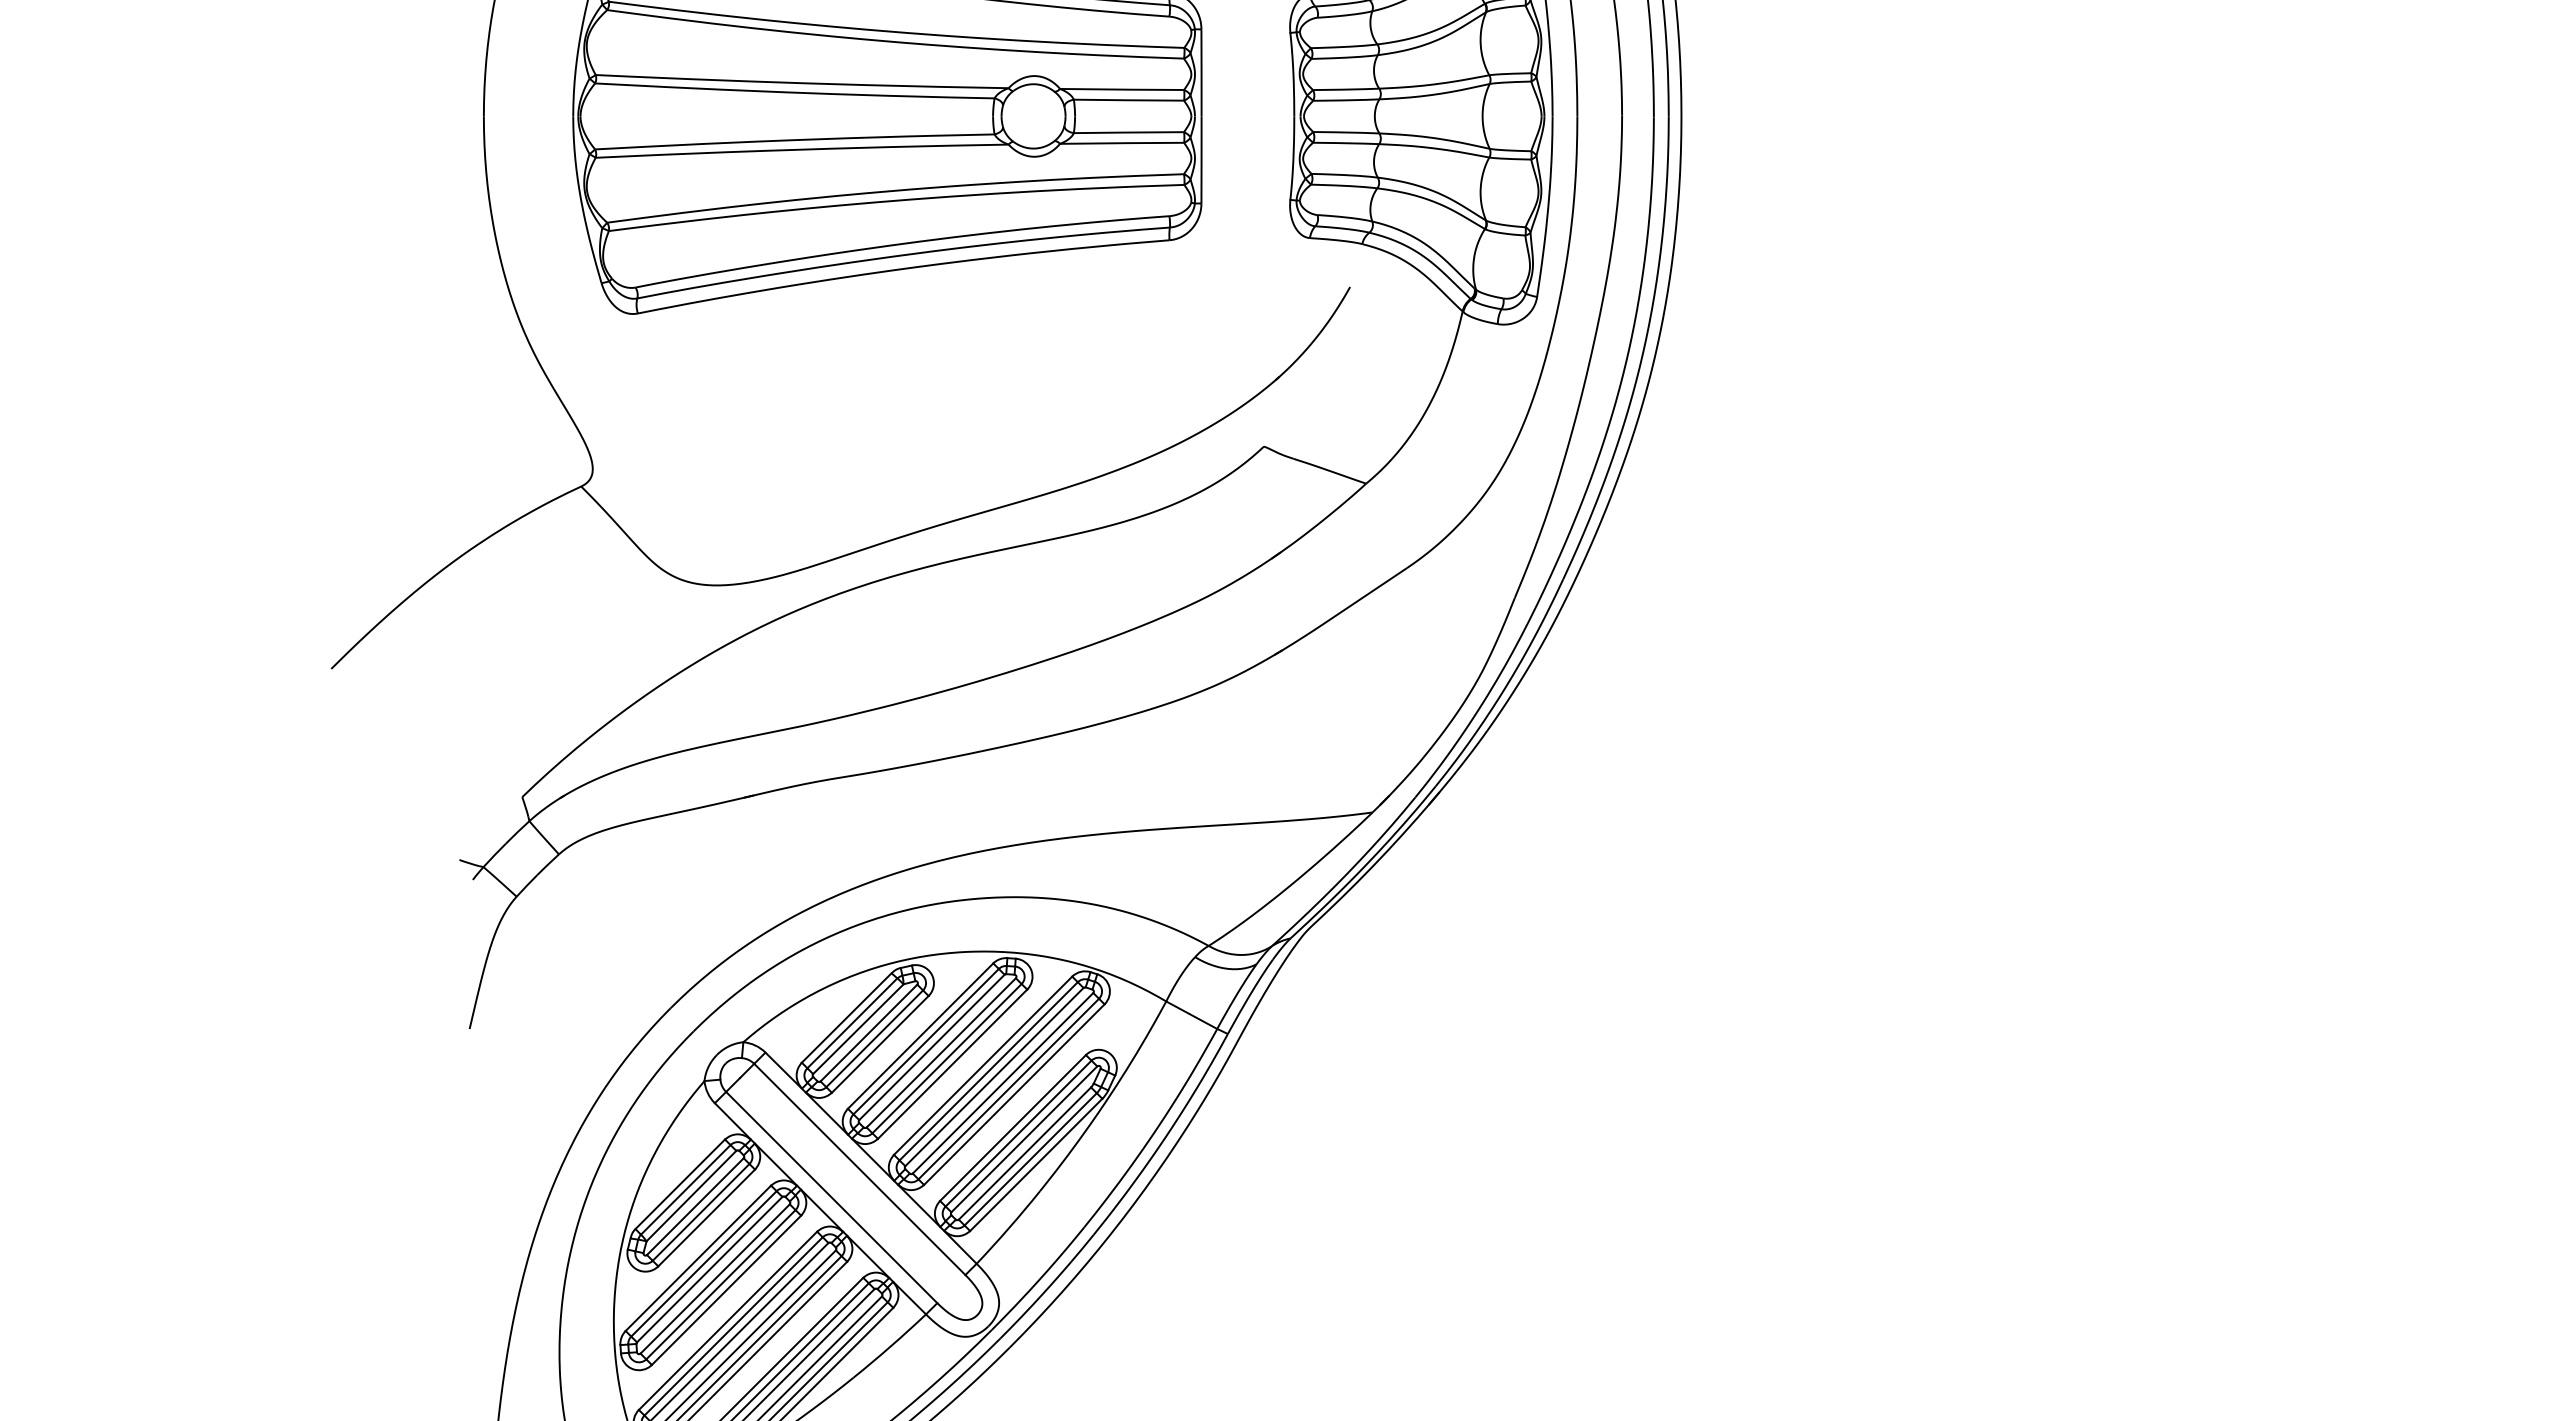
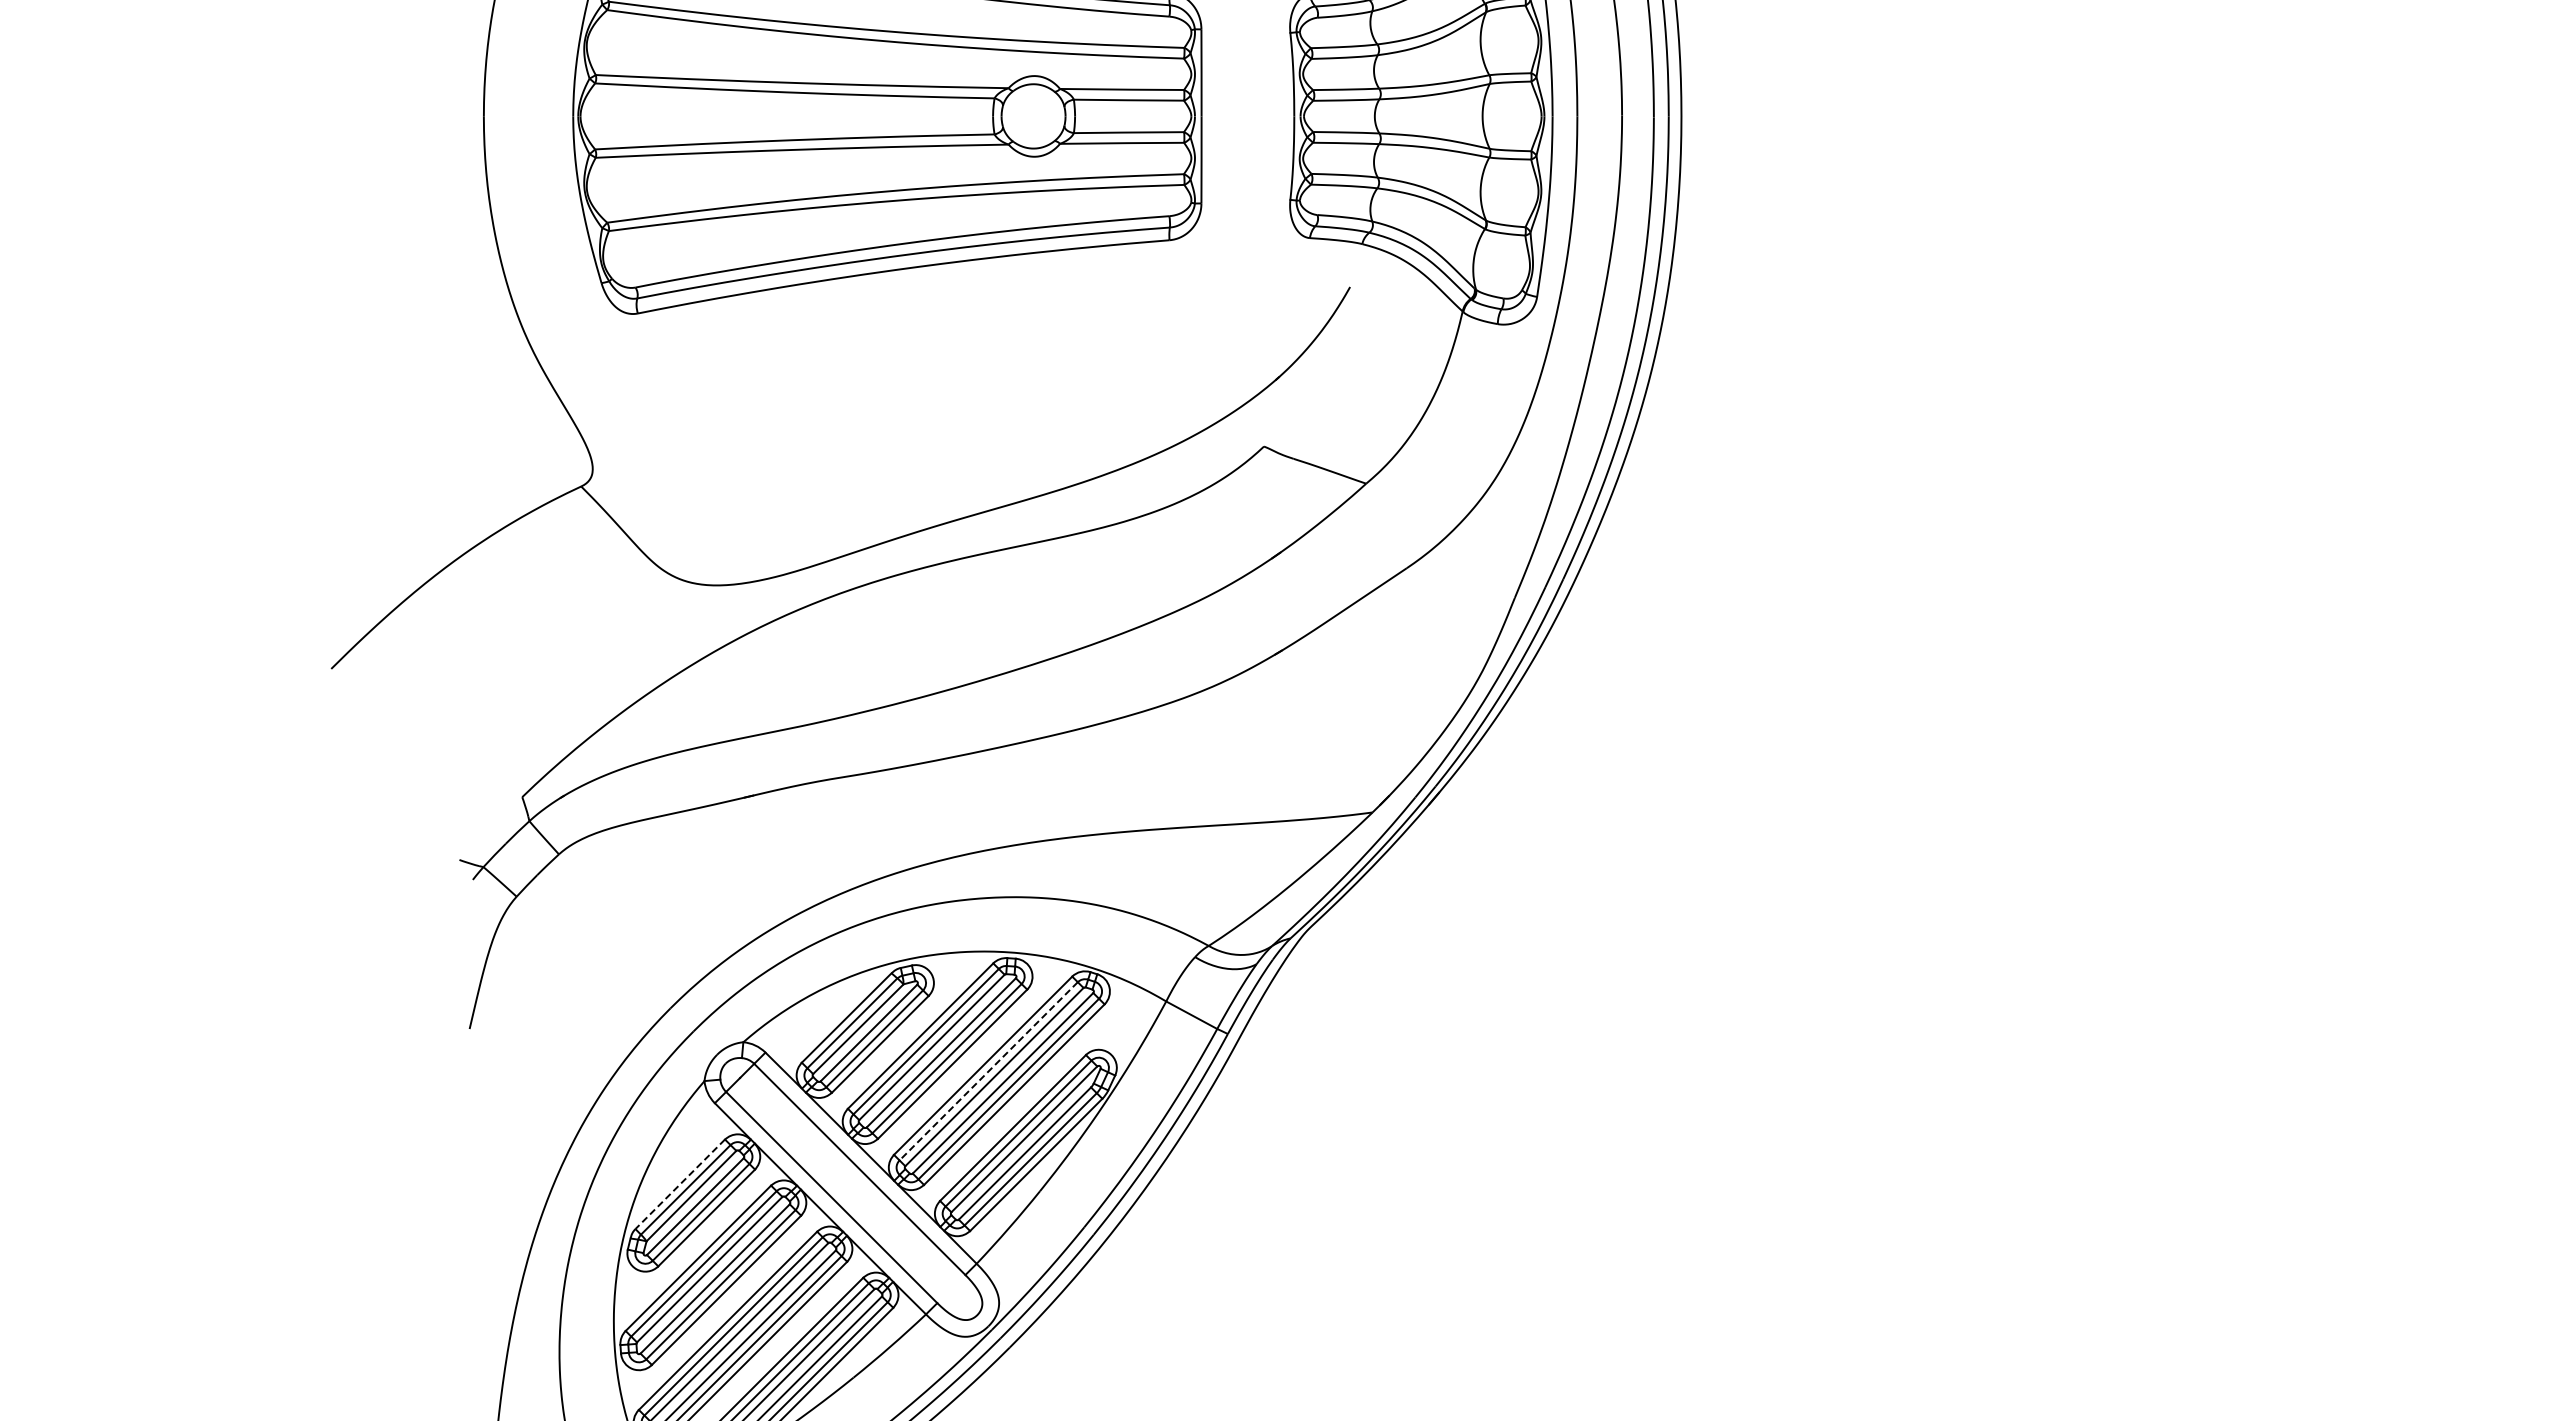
line: solid -> dashed (988, 1071)
line: solid -> dashed (679, 1184)
